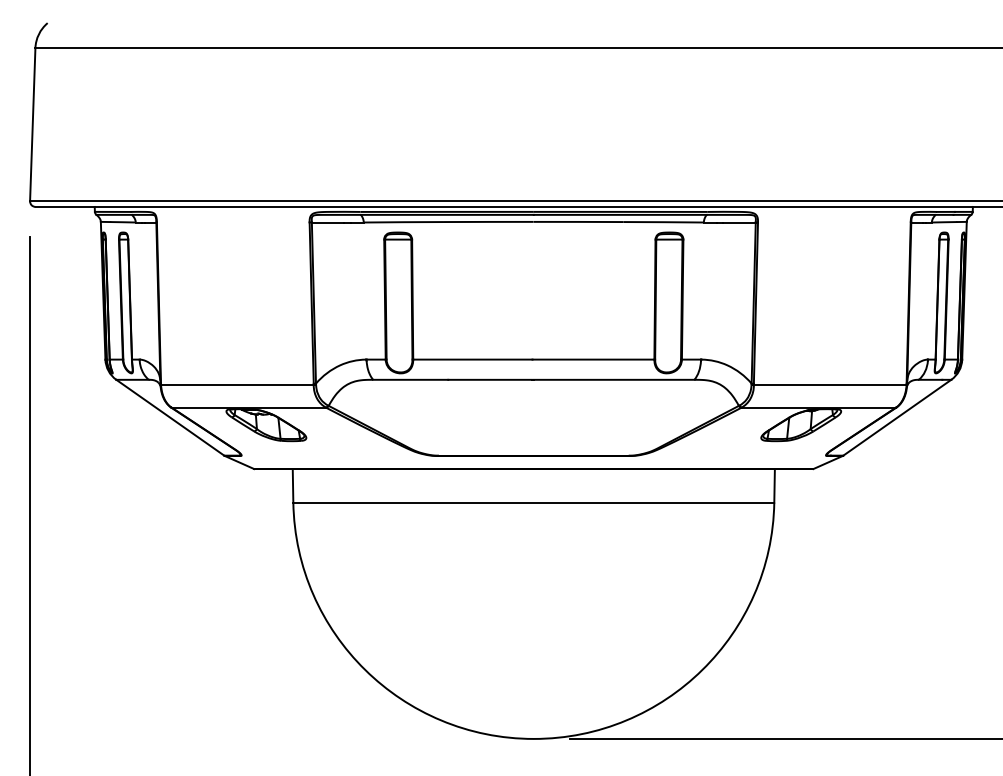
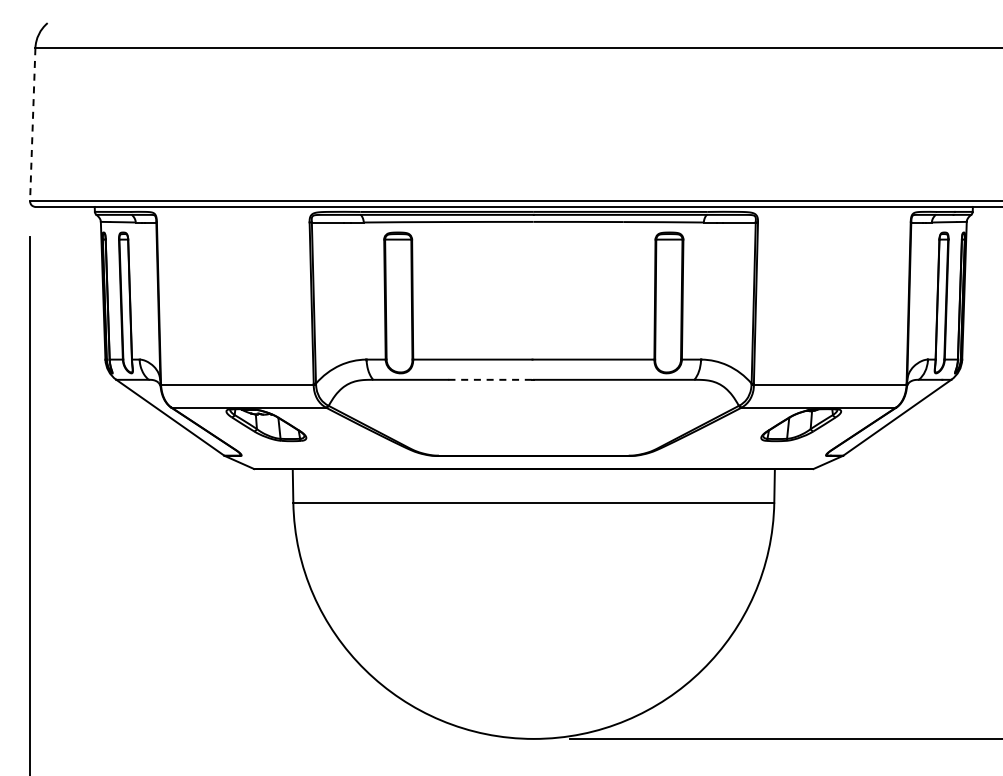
line: solid -> dashed (32, 124)
line: solid -> dashed (490, 379)
